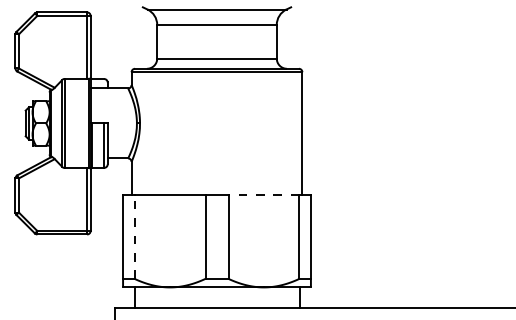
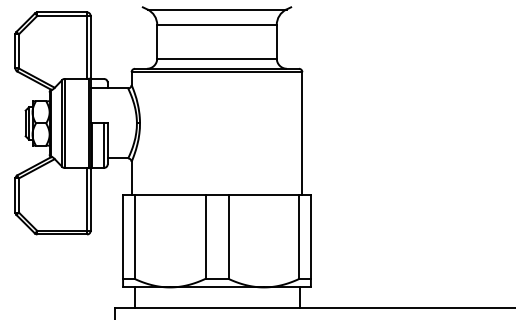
line: dashed -> solid (263, 195)
line: dashed -> solid (134, 237)
